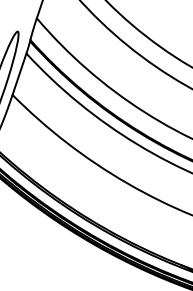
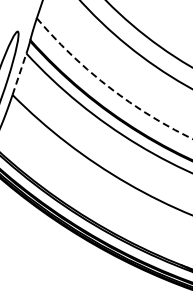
line: solid -> dashed (19, 74)
arc: solid -> dashed (109, 87)
